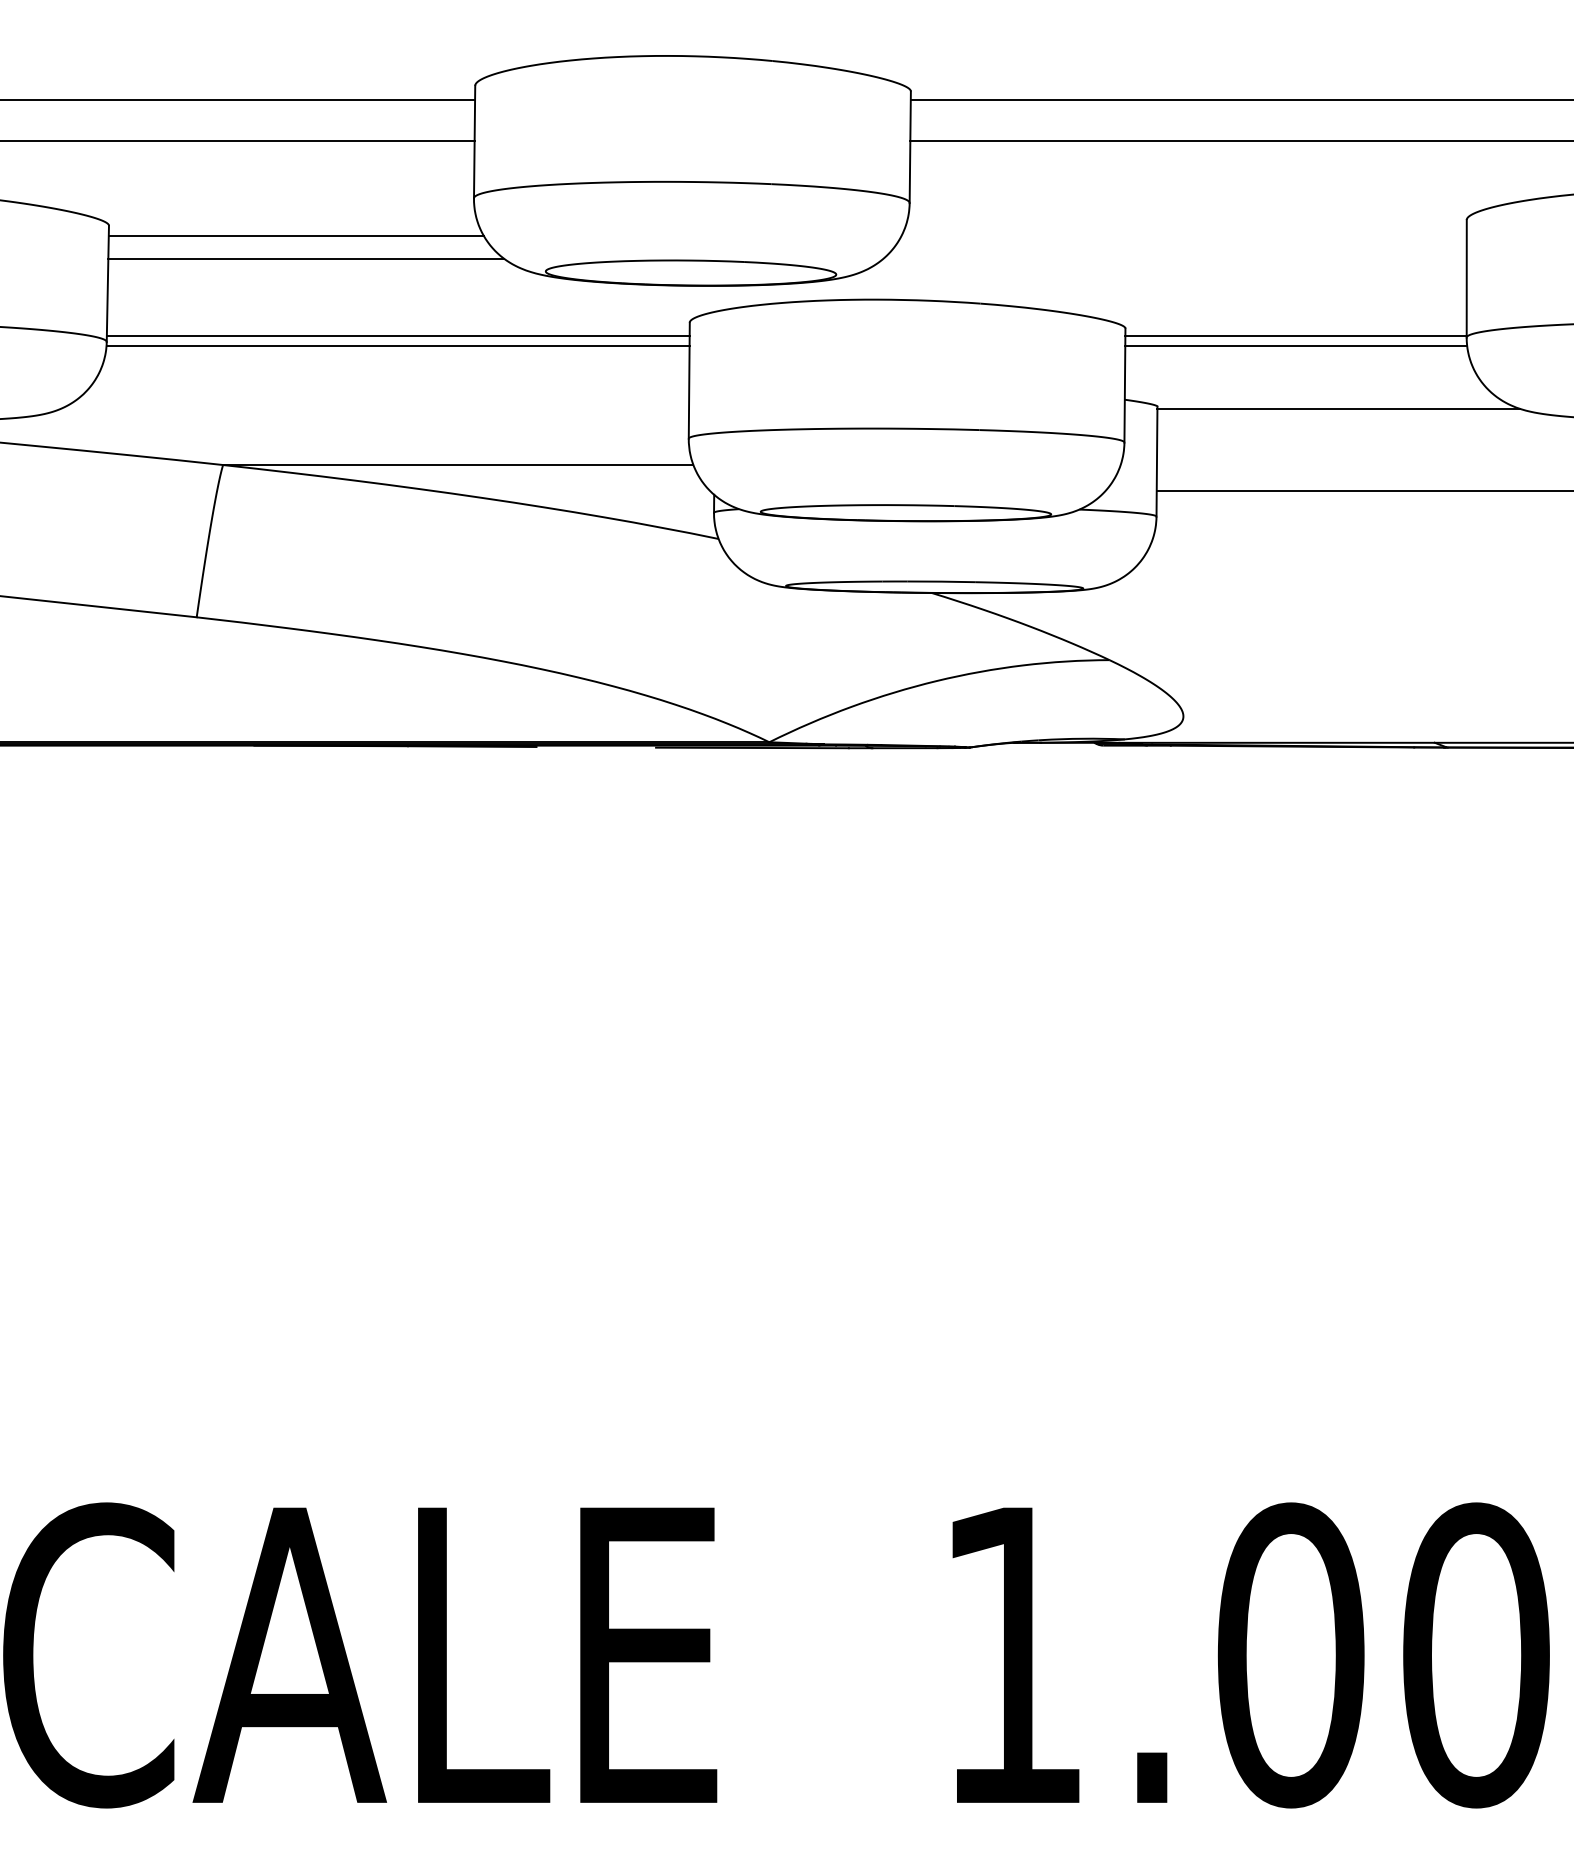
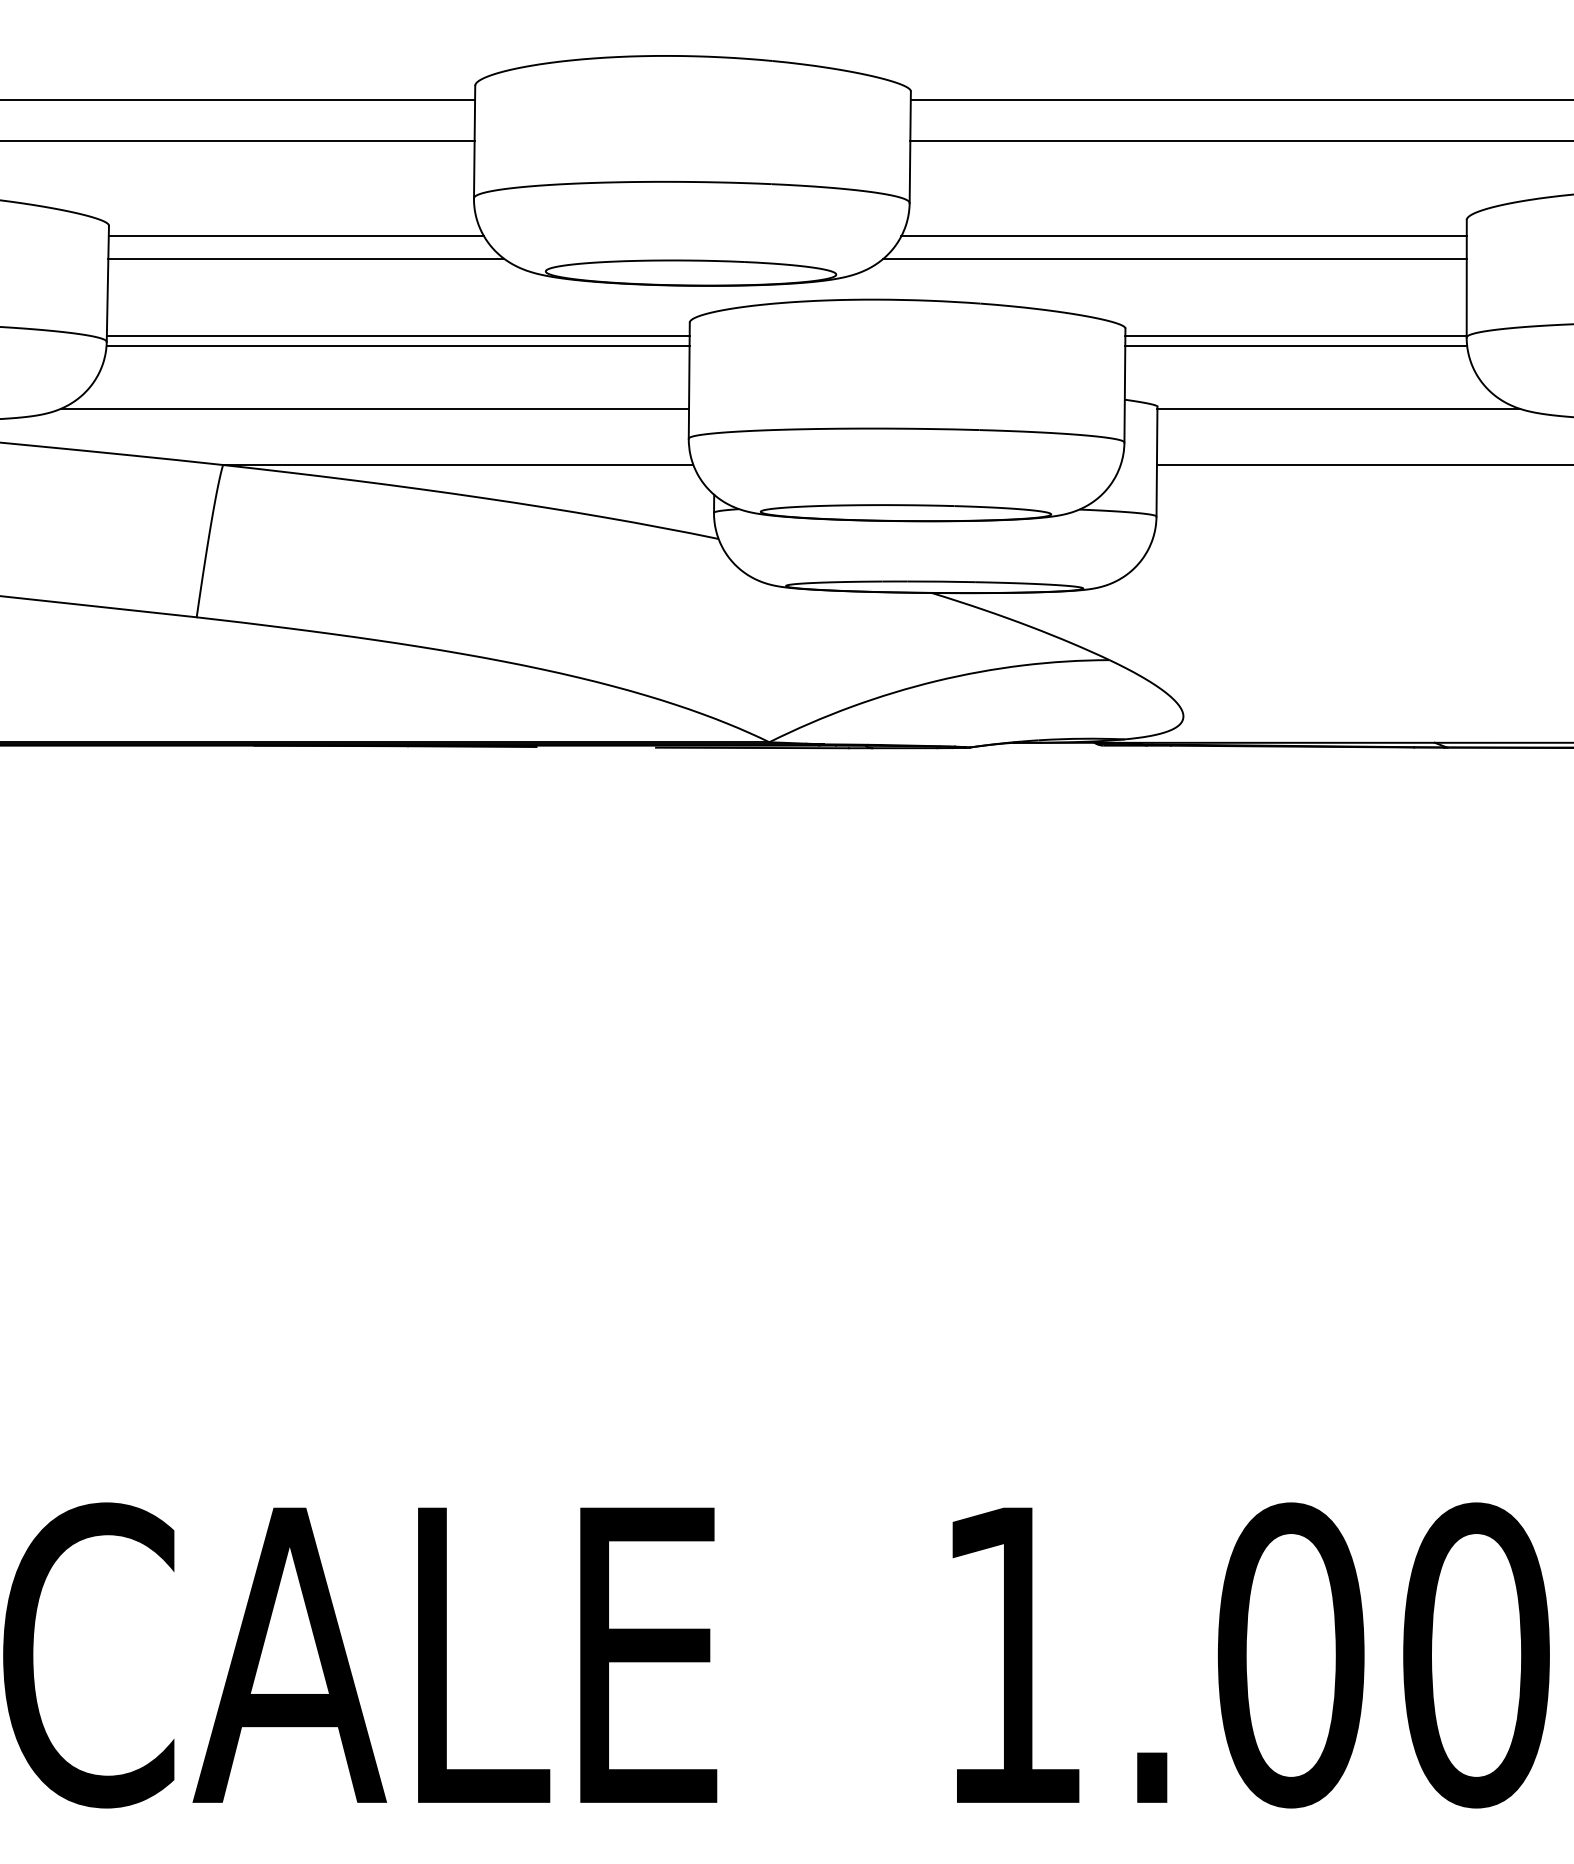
line: none -> present (1183, 236)
line: none -> present (1174, 258)
line: none -> present (375, 408)
line position: (1363, 491) -> (1363, 465) (1363, 465)
